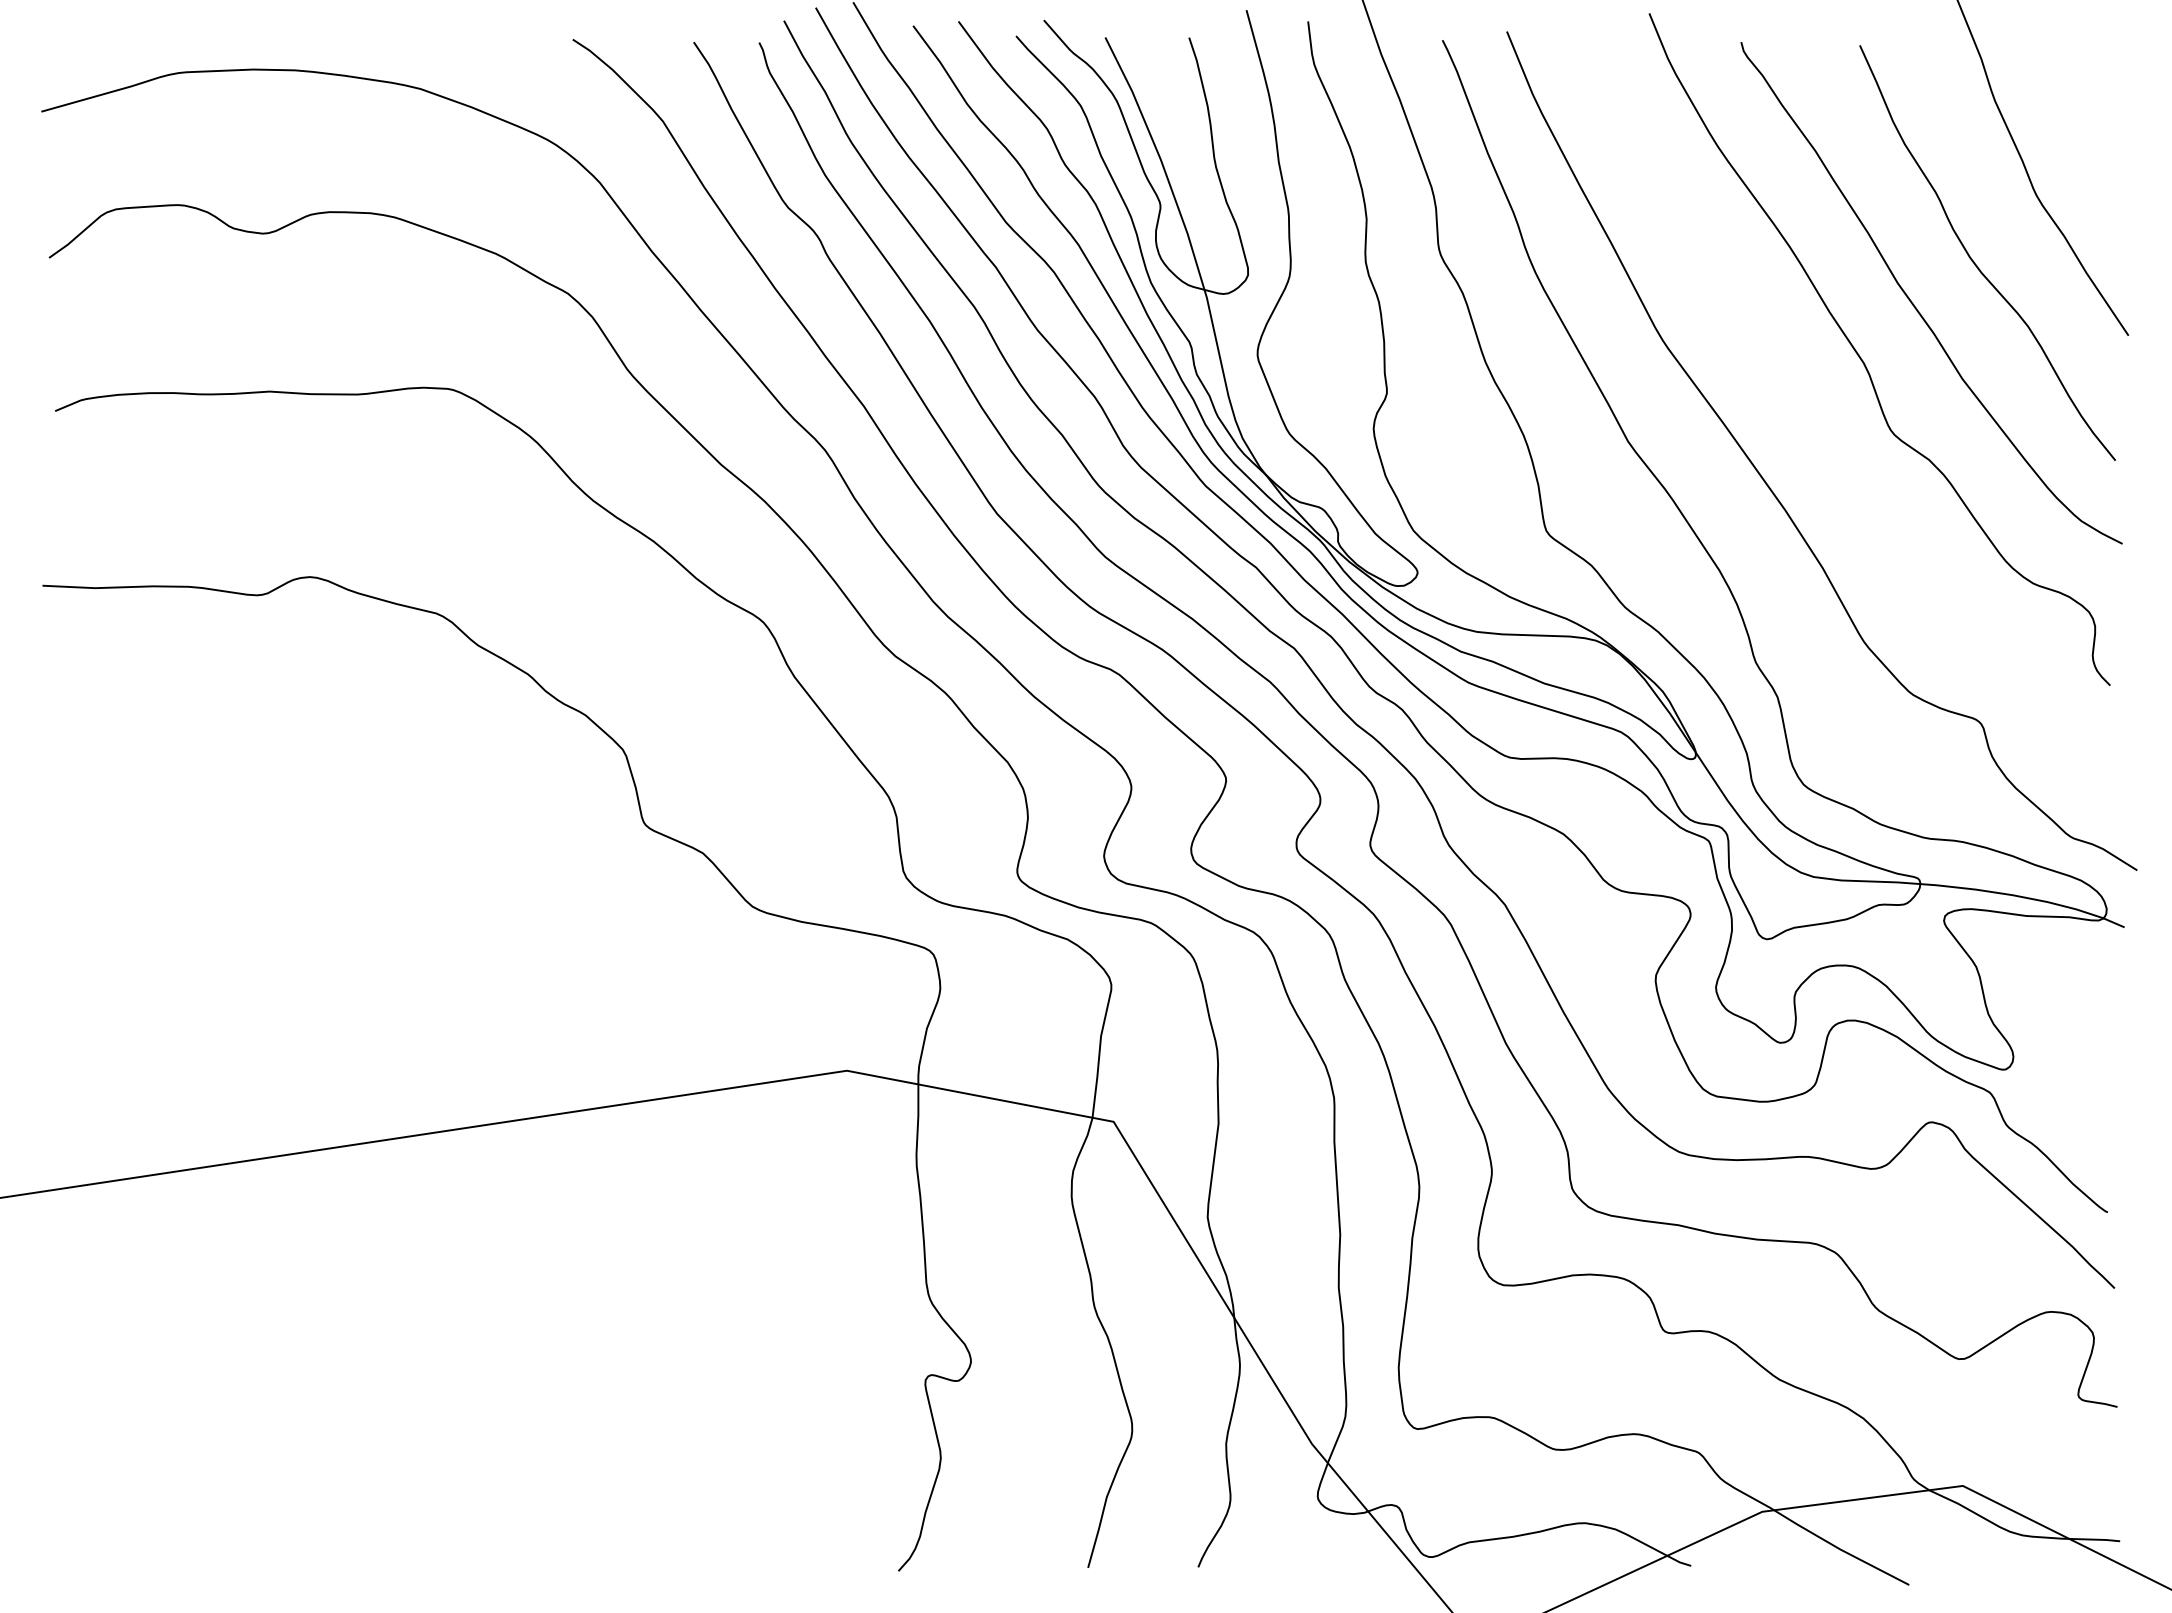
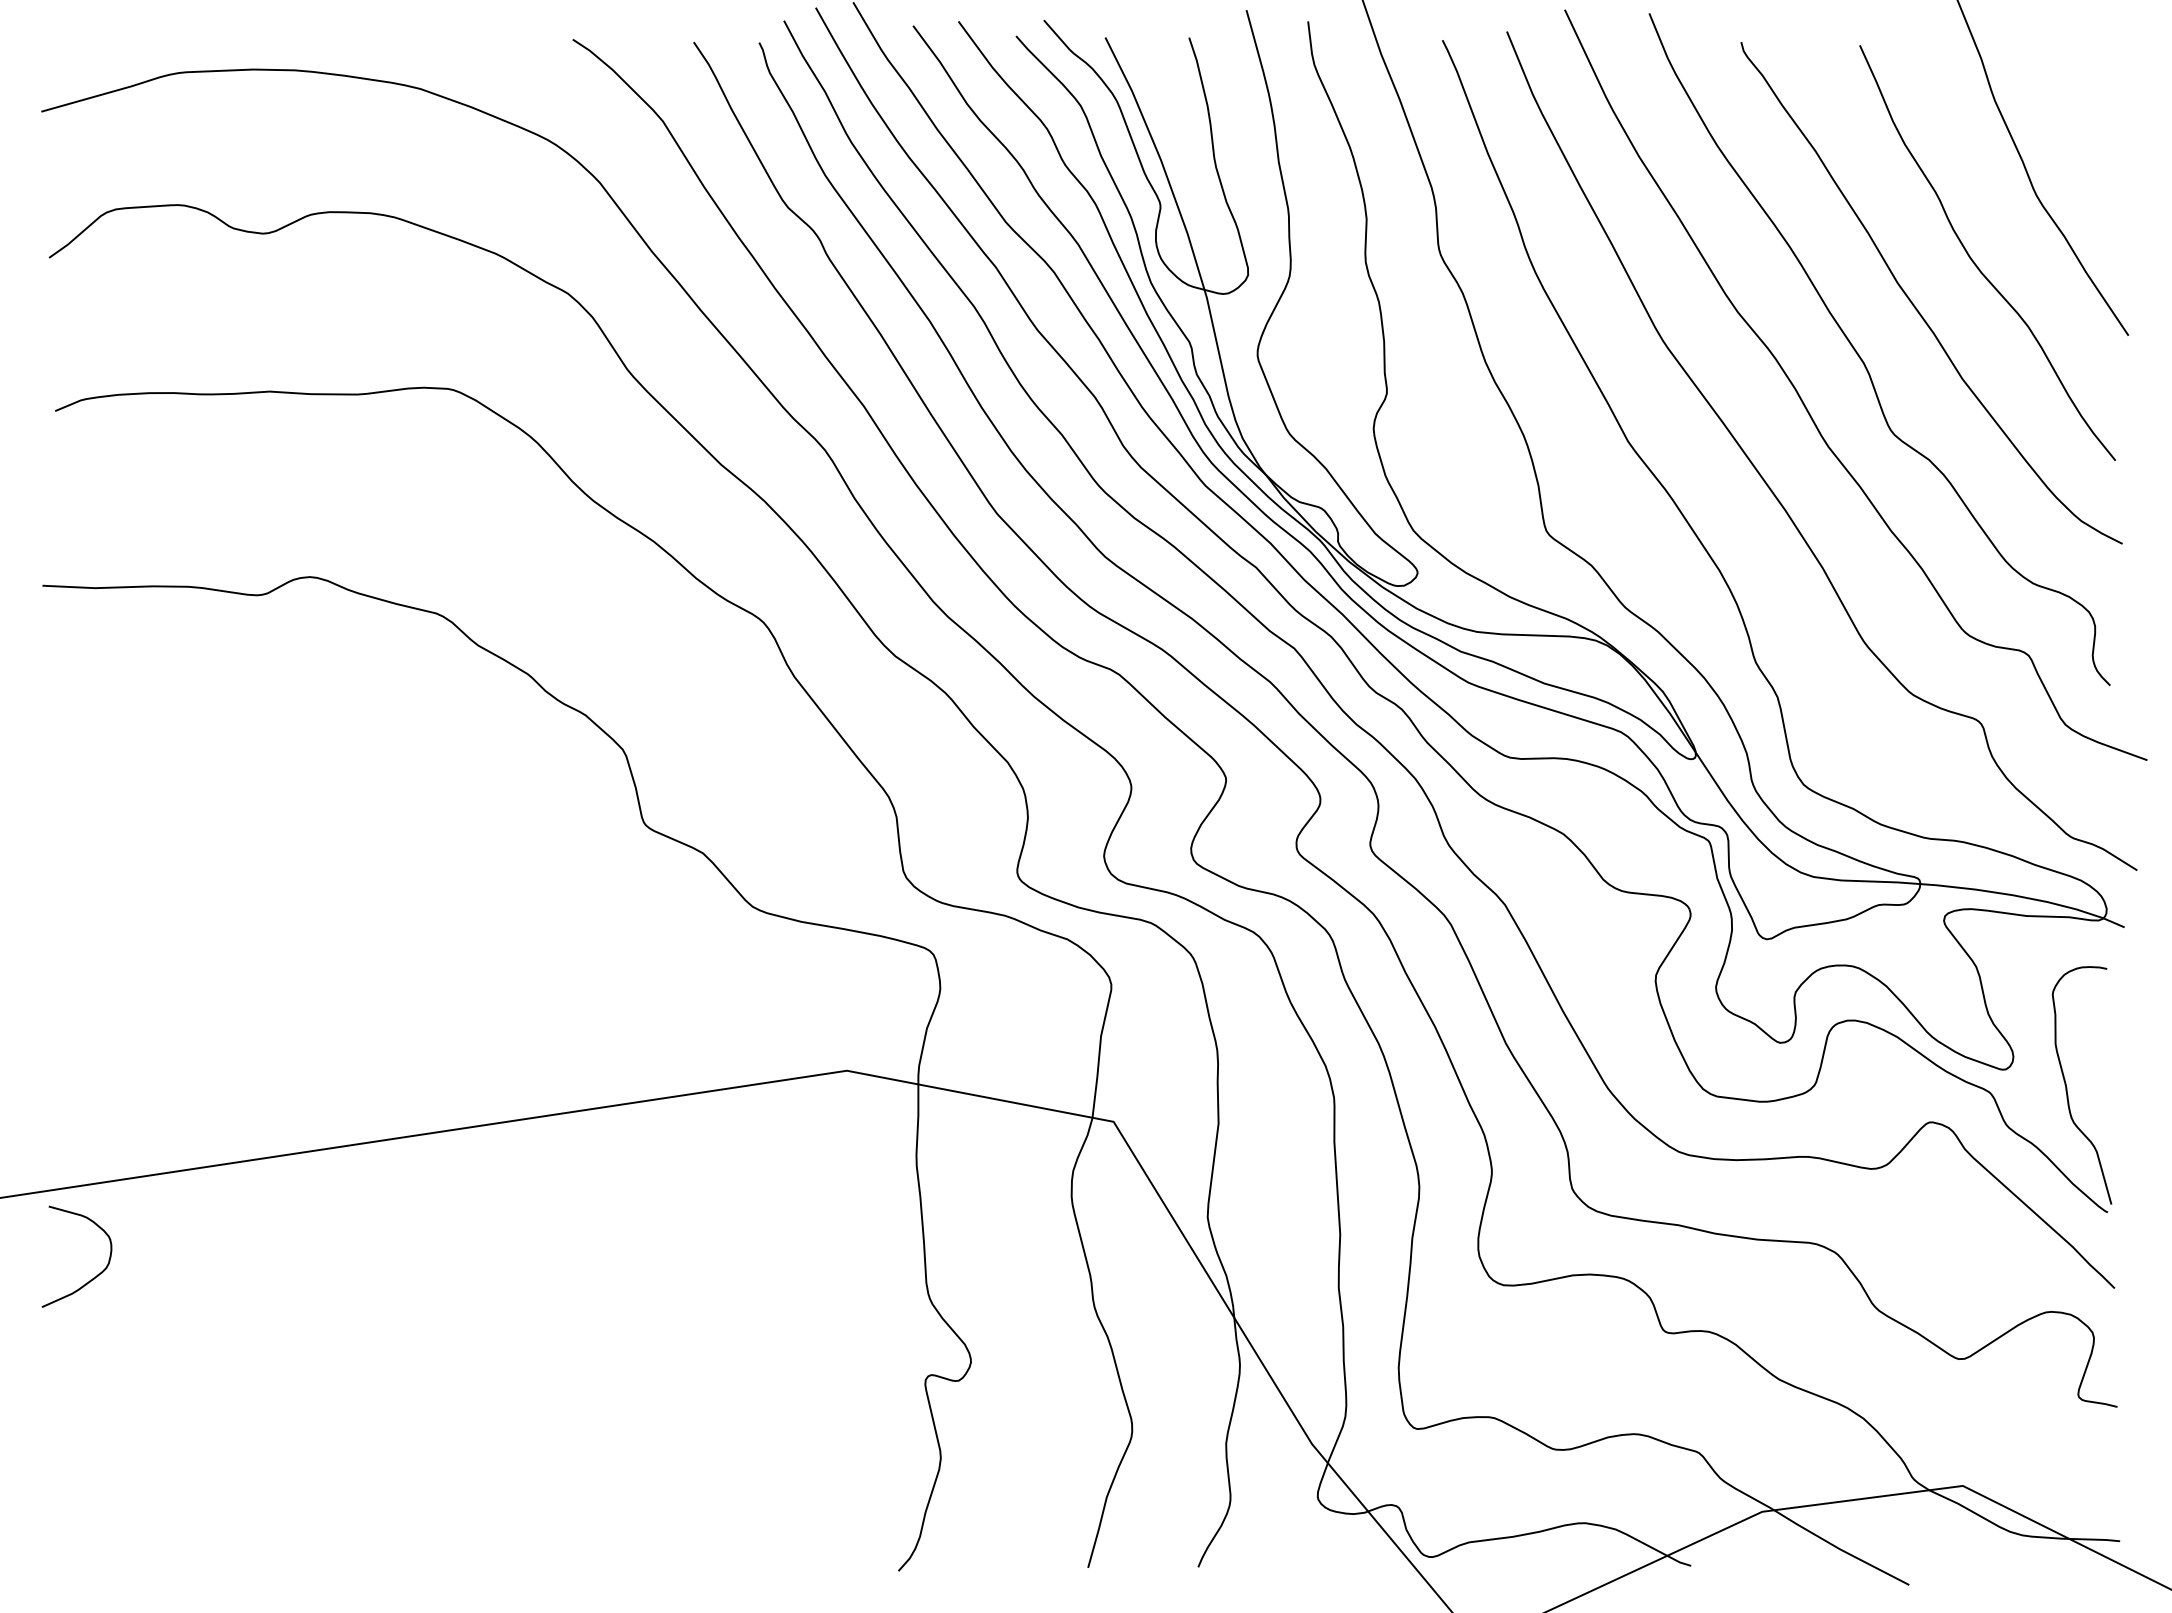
curve: none -> present (1810, 413)
curve: none -> present (2067, 1087)
curve: none -> present (93, 1277)
